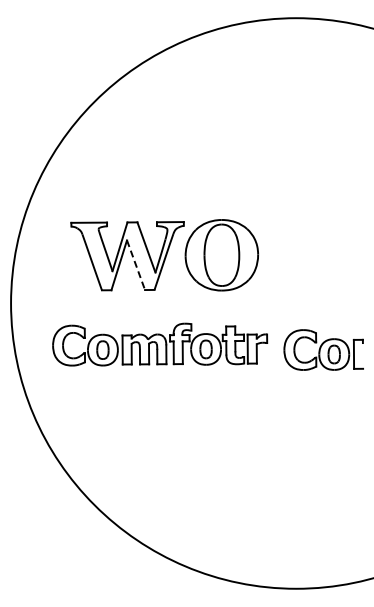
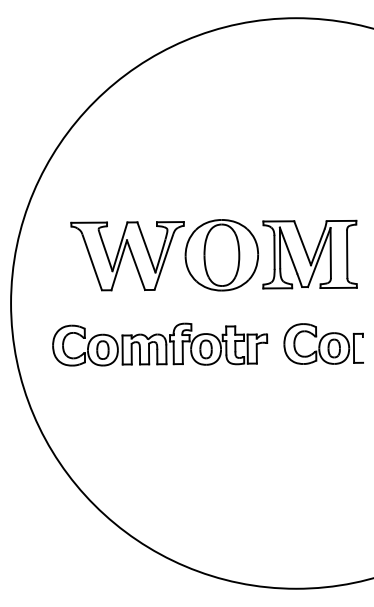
part: none -> present (309, 254)
line: dashed -> solid (136, 265)
part position: (323, 349) -> (323, 343) (323, 343)
